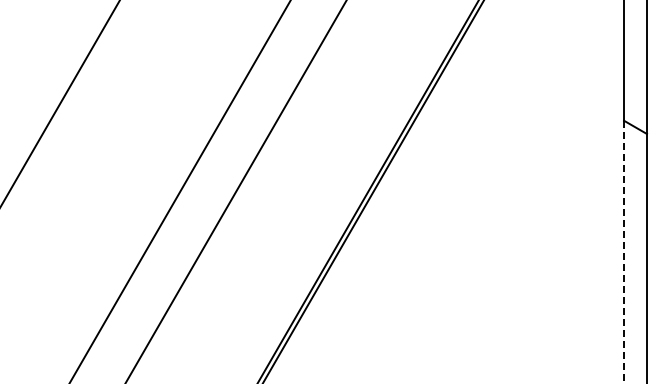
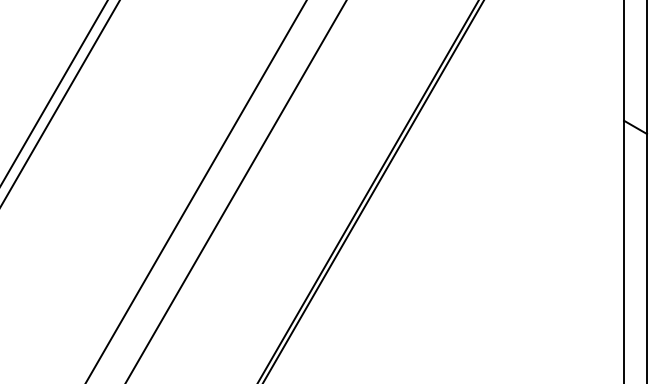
line: none -> present (54, 92)
line position: (180, 191) -> (196, 191) (196, 191)
line: dashed -> solid (624, 252)
